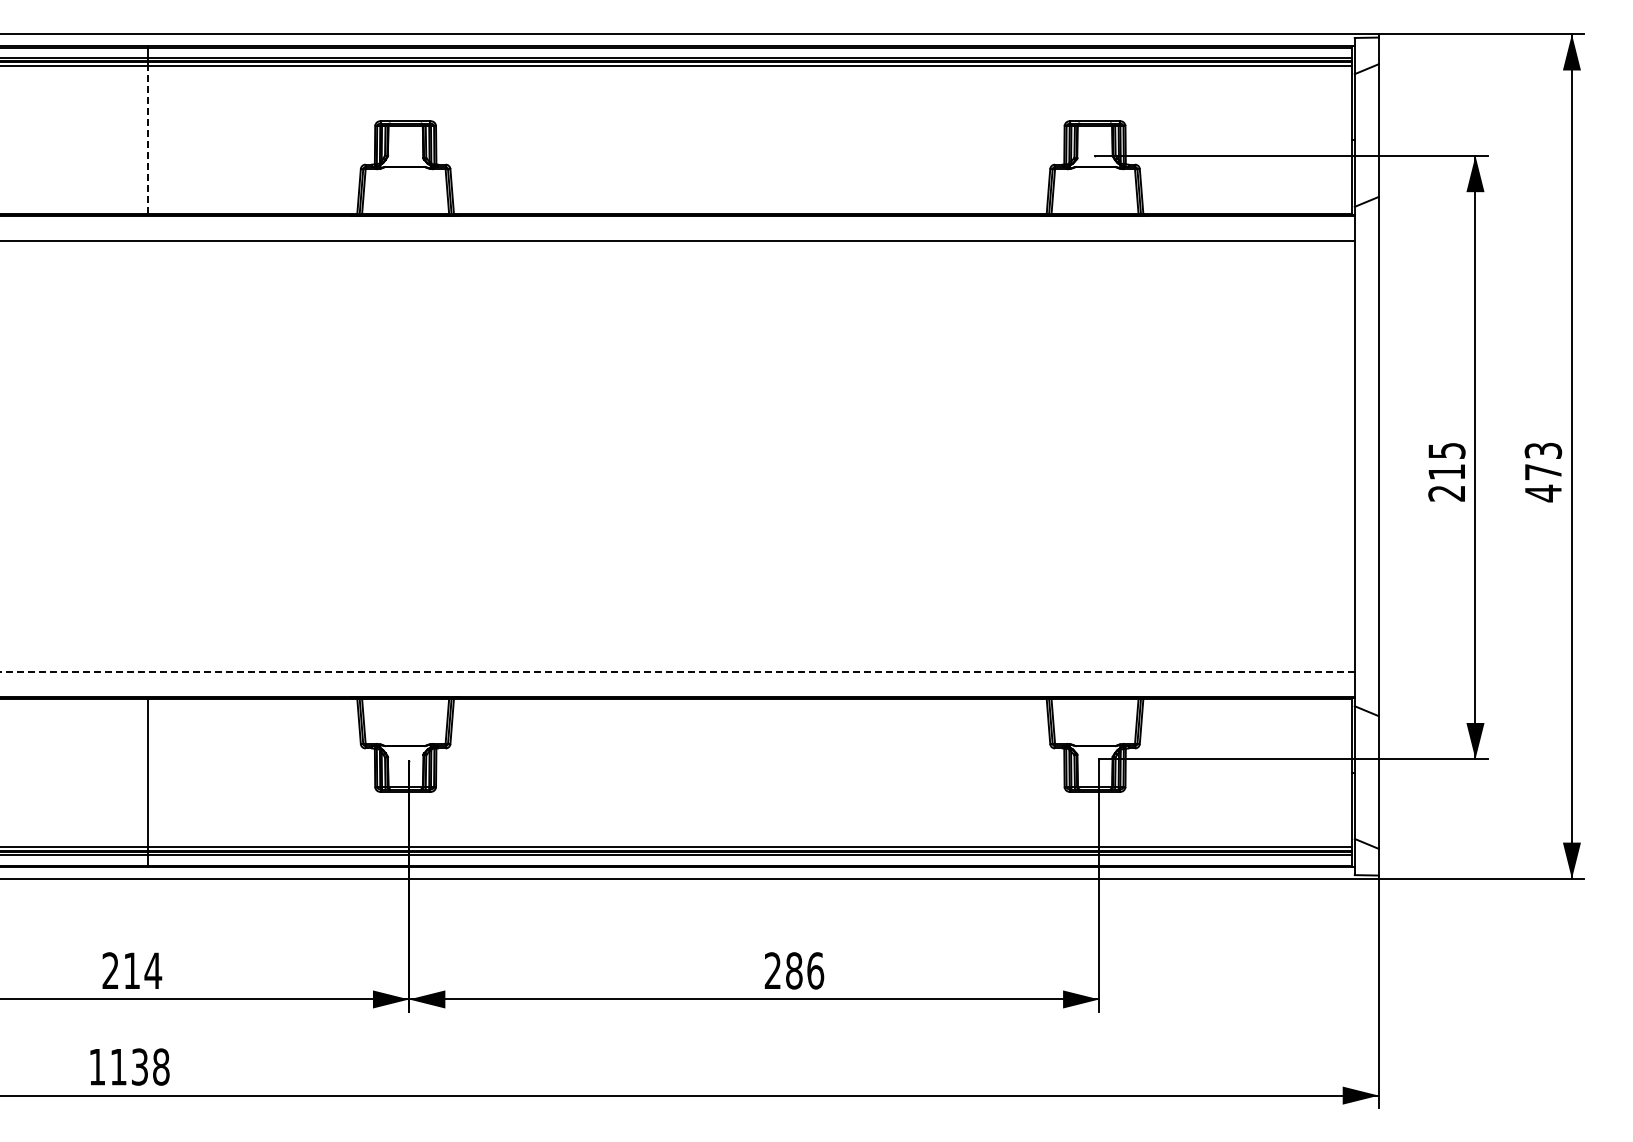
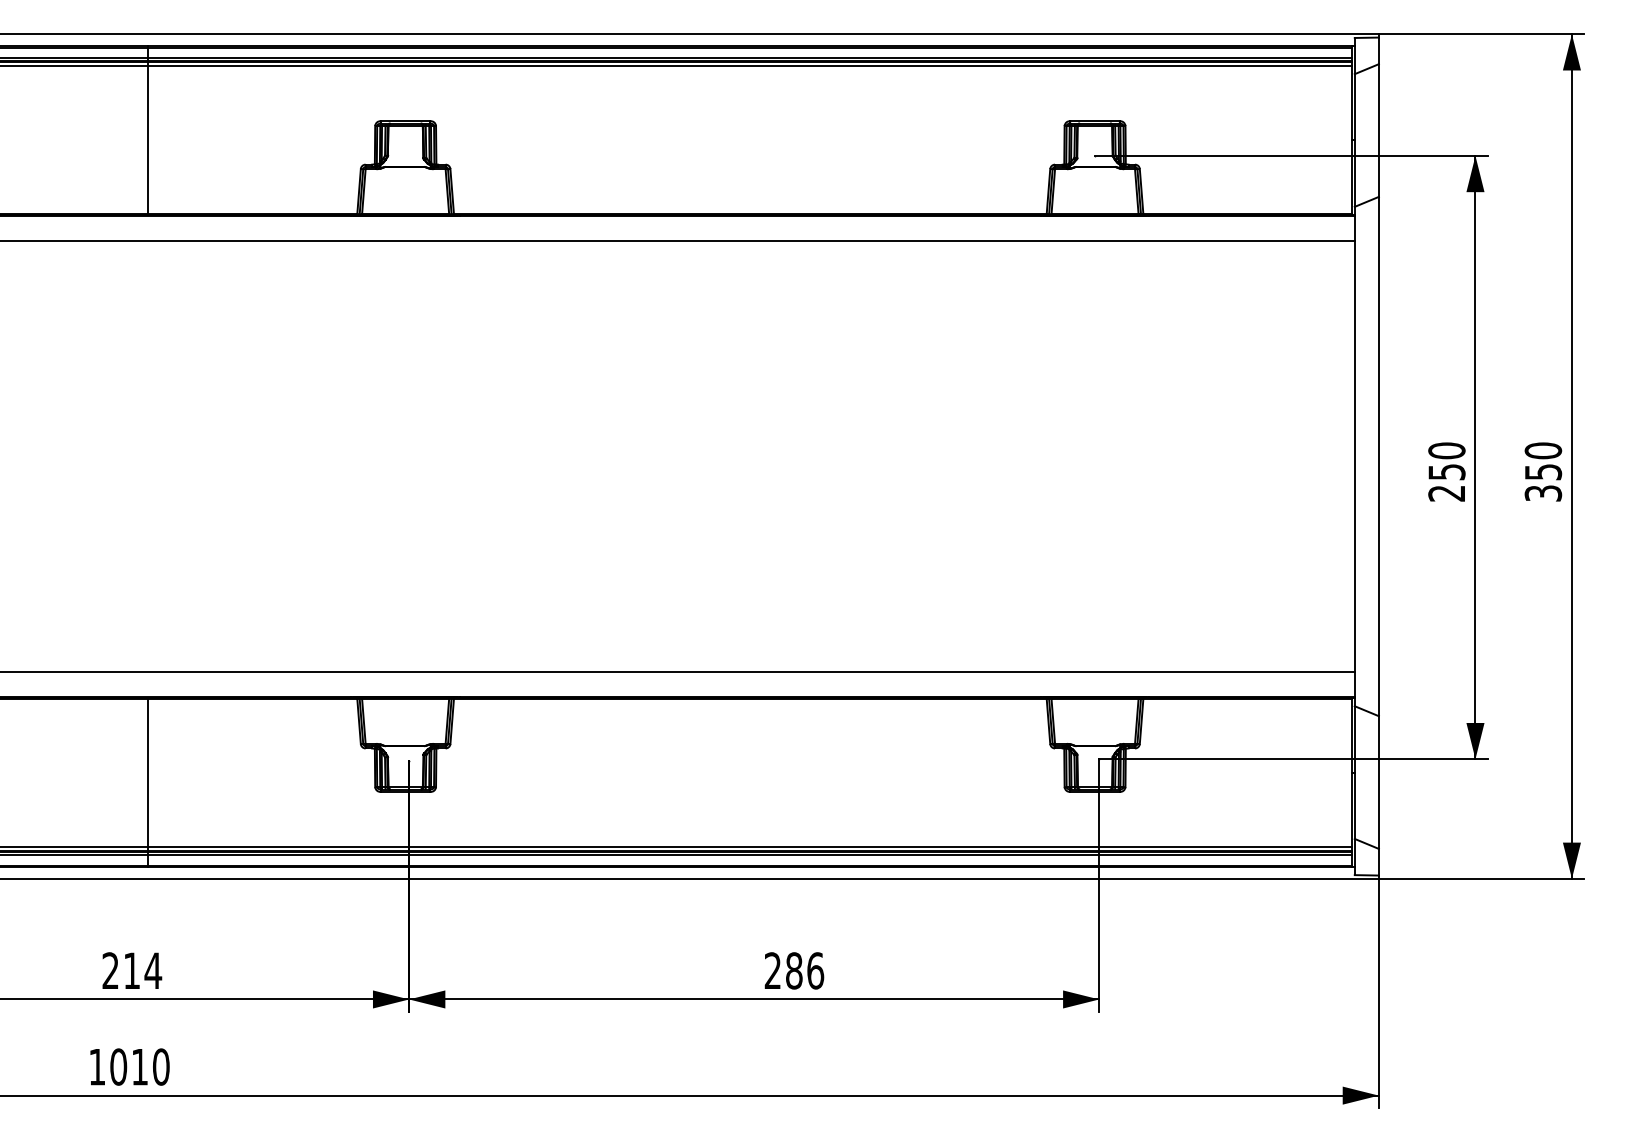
line: dashed -> solid (148, 139)
text: 215 -> 250 (1446, 461)
text: 473 -> 350 (1543, 472)
line: dashed -> solid (677, 672)
text: 1138 -> 1010 (139, 1066)
